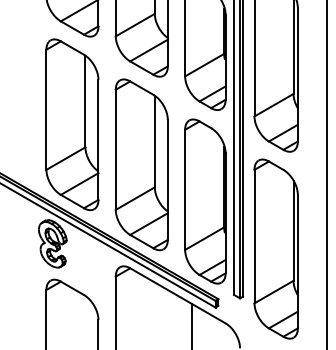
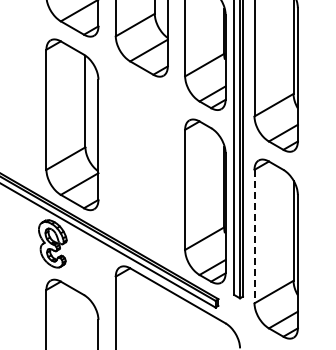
part: present -> none (141, 164)
line: present -> none (326, 174)
line: solid -> dashed (254, 236)
line: present -> none (192, 325)
